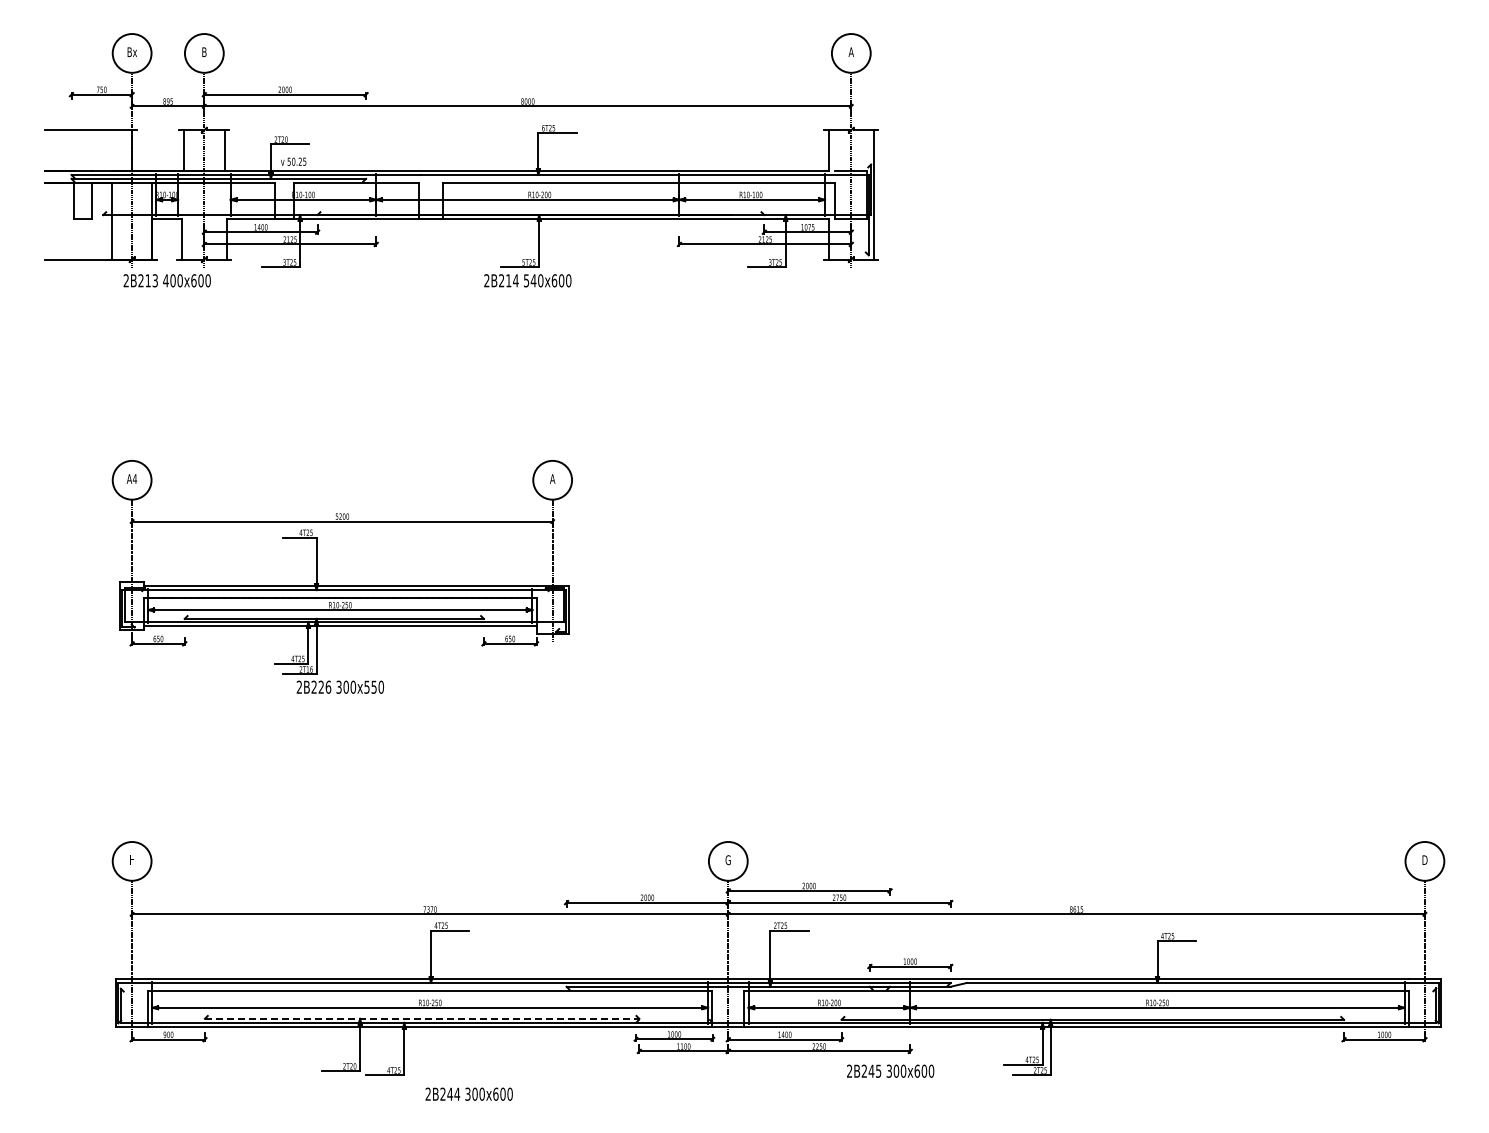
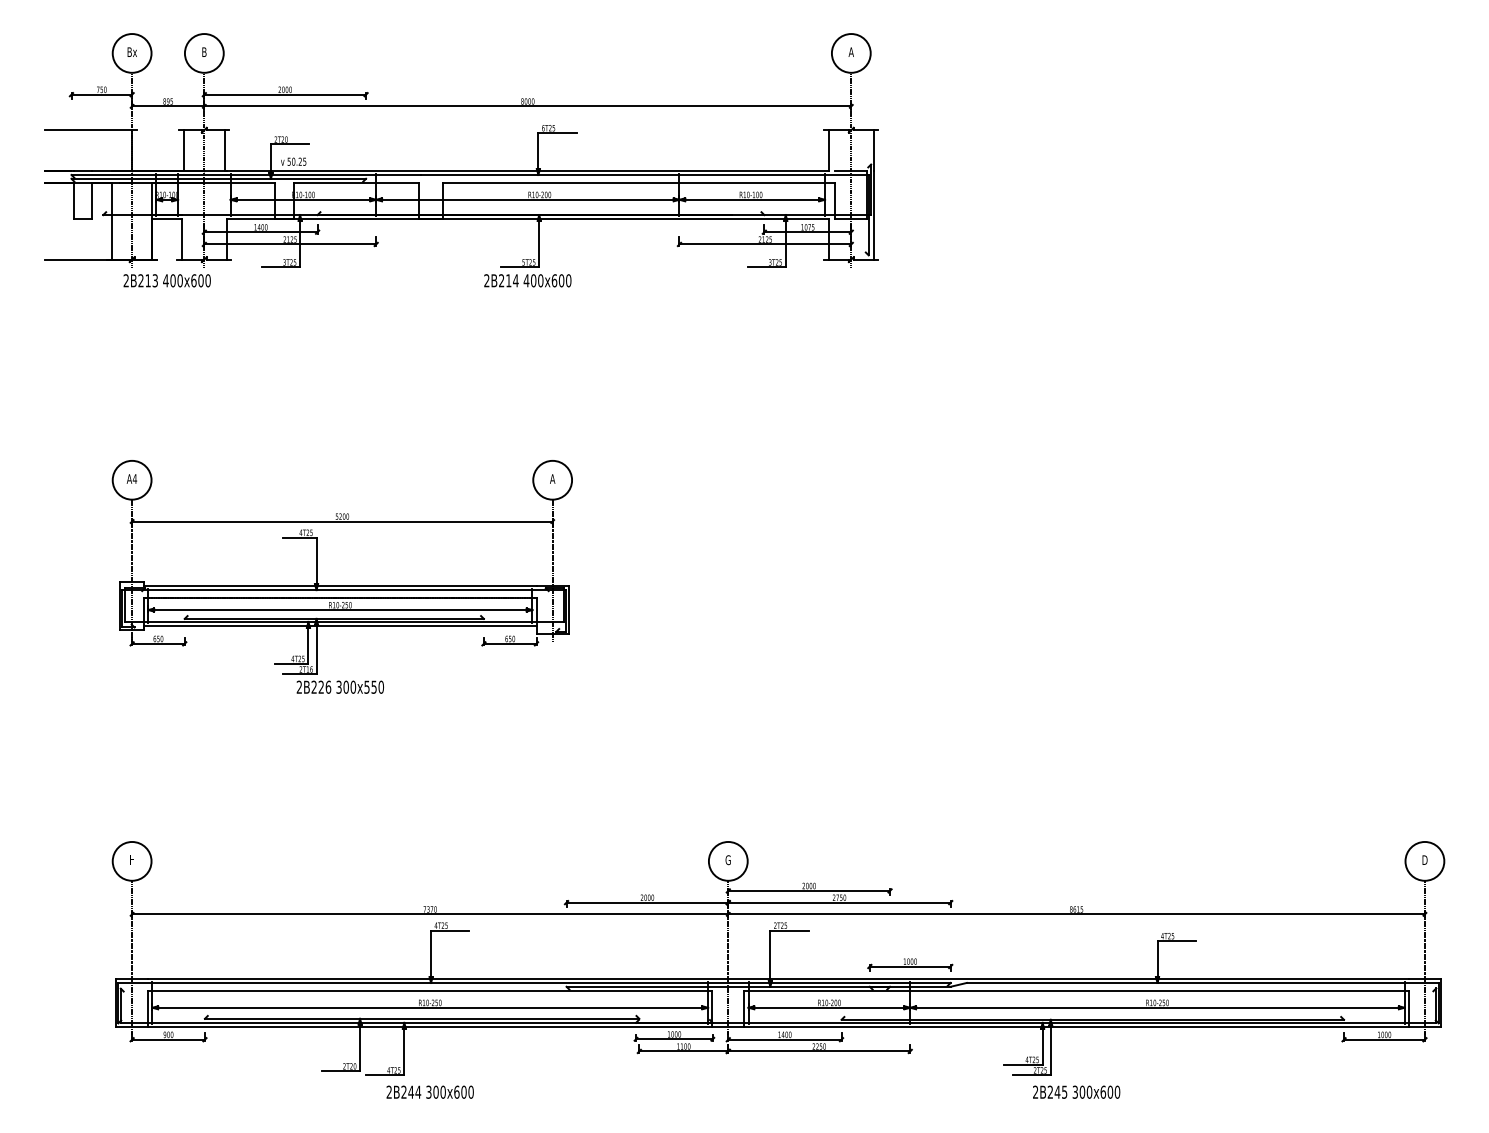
text: 540x600 -> 400x600 (529, 280)
line: dashed -> solid (422, 1018)
text position: (890, 1070) -> (1076, 1091) (1076, 1091)
text position: (468, 1093) -> (429, 1091) (429, 1091)
